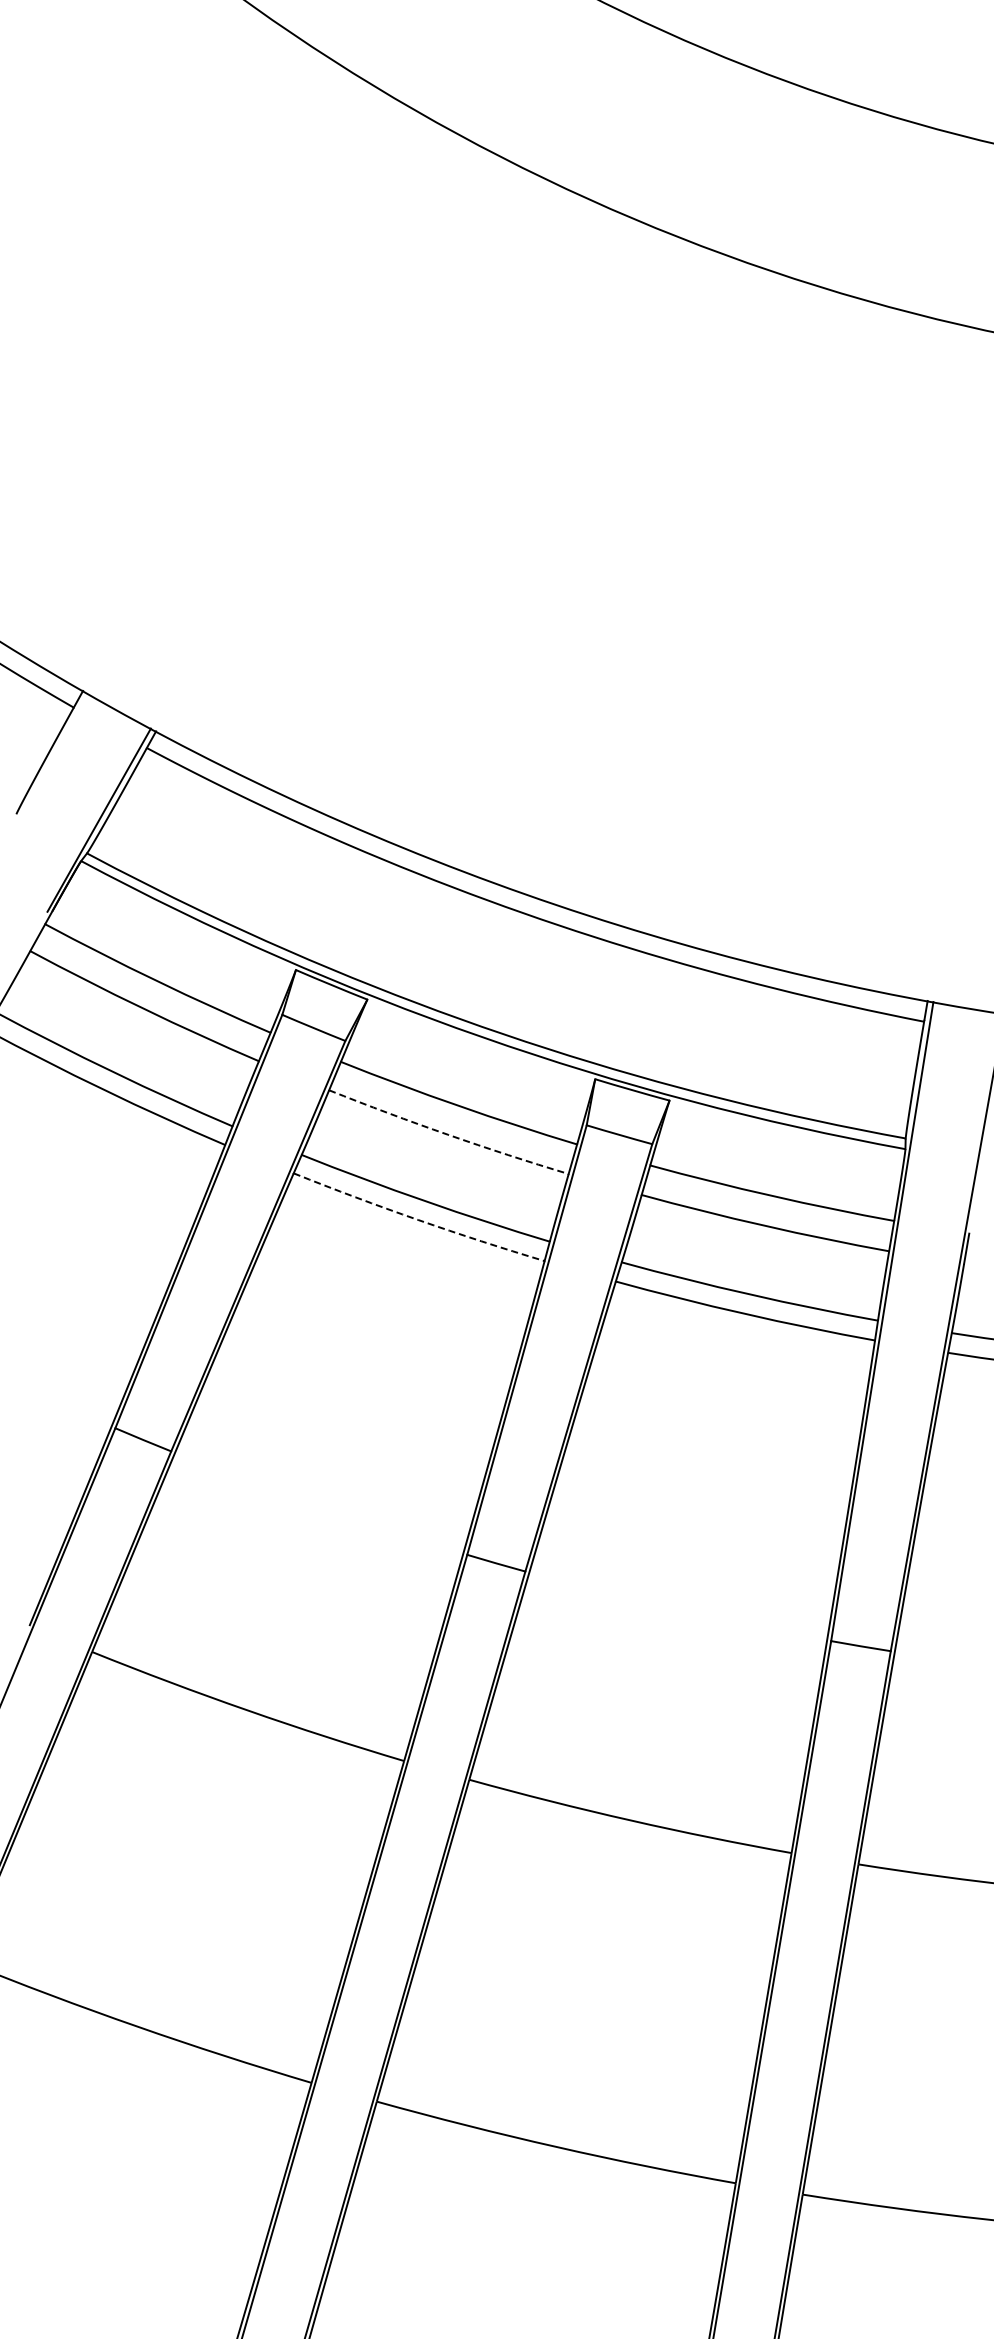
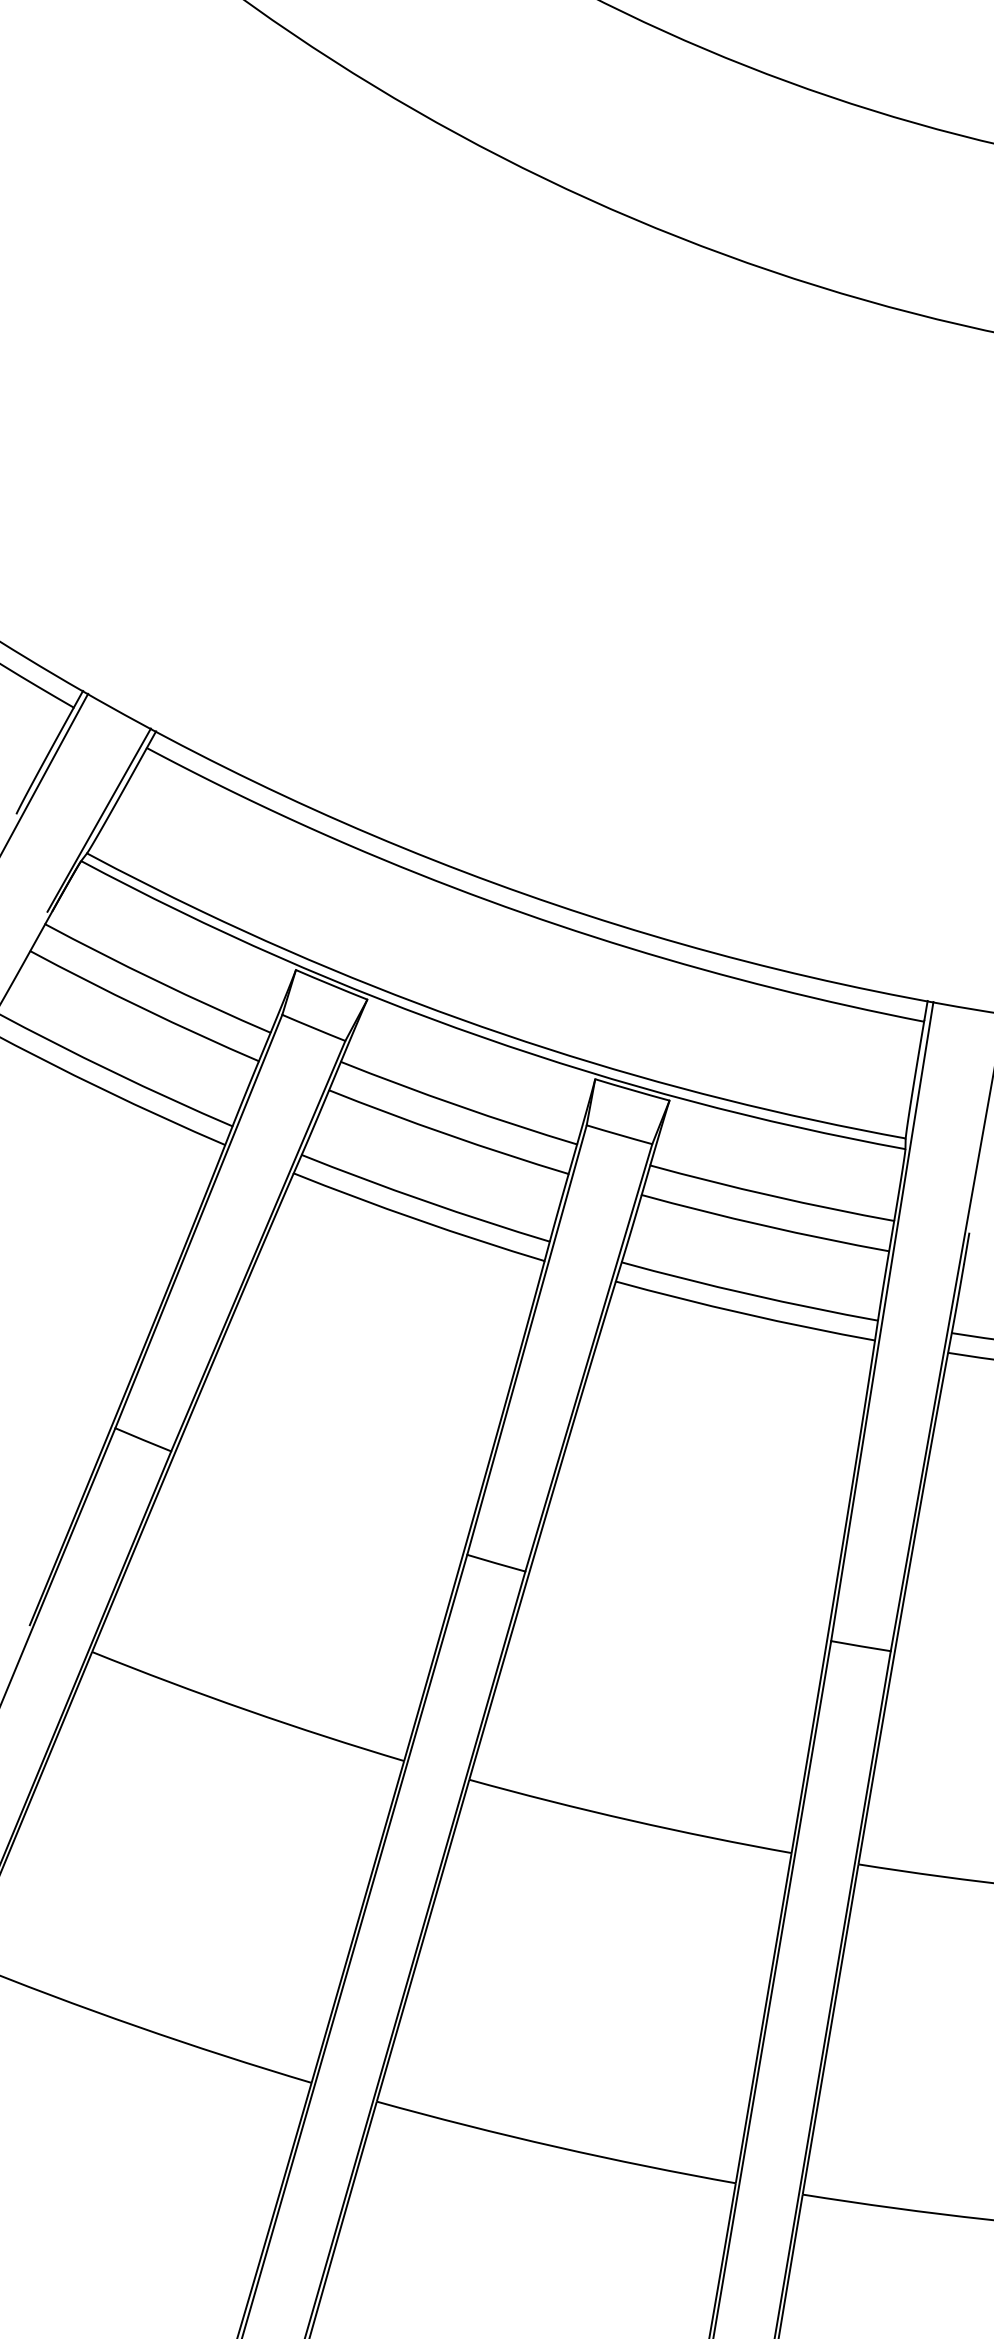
line: none -> present (45, 772)
arc: dashed -> solid (448, 1134)
arc: dashed -> solid (418, 1219)
